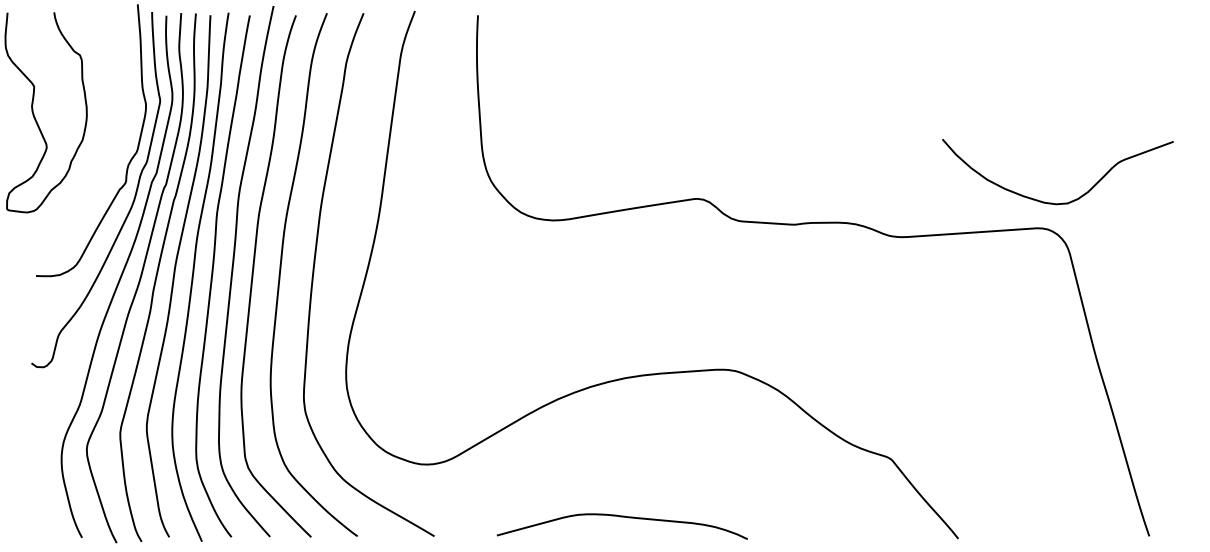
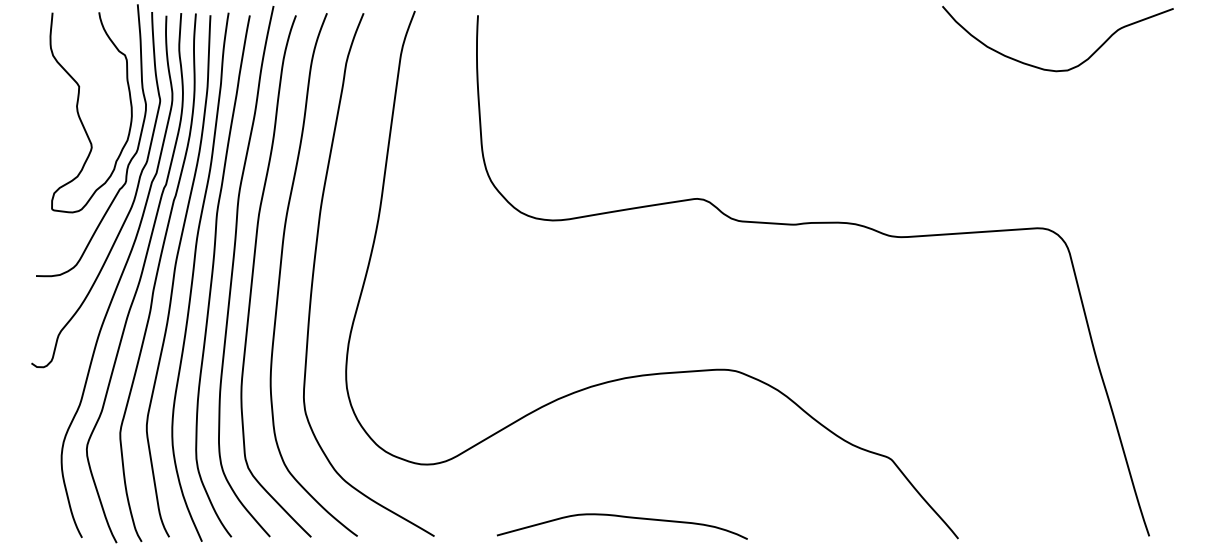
curve position: (35, 116) -> (80, 116) (80, 116)
curve position: (1052, 202) -> (1052, 69) (1052, 69)
